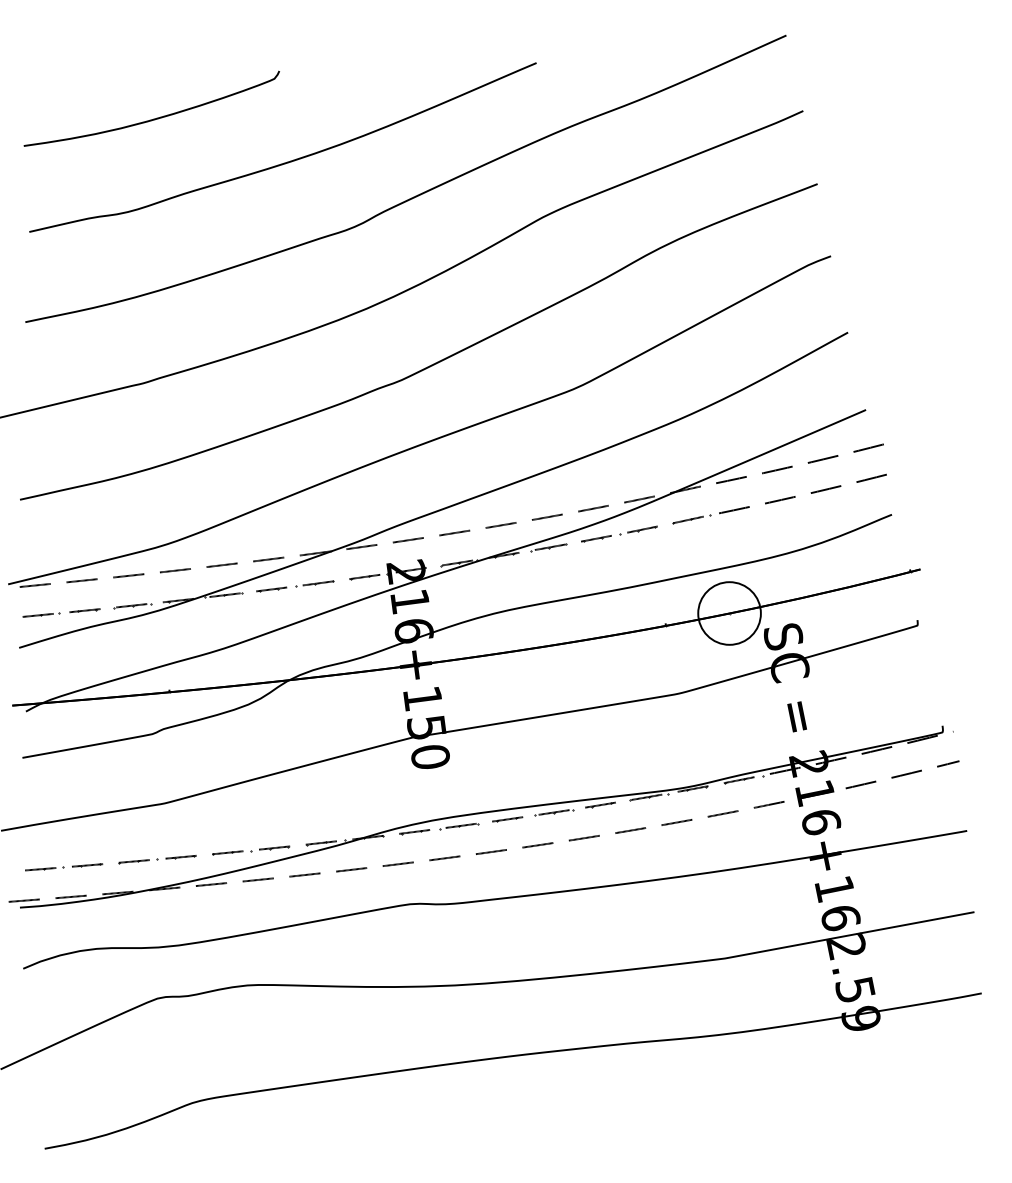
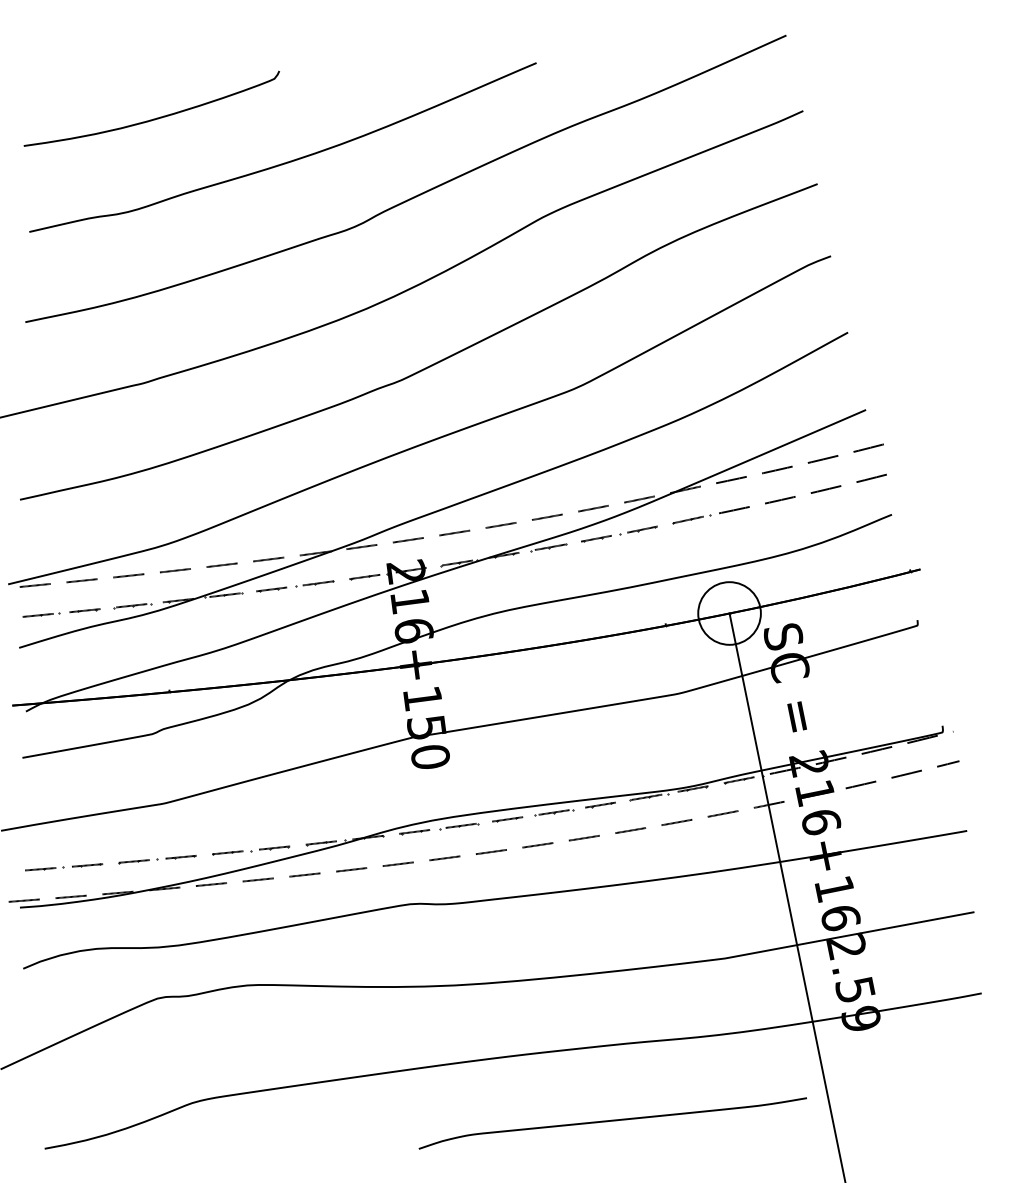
line: none -> present (786, 896)
curve: none -> present (612, 1121)
